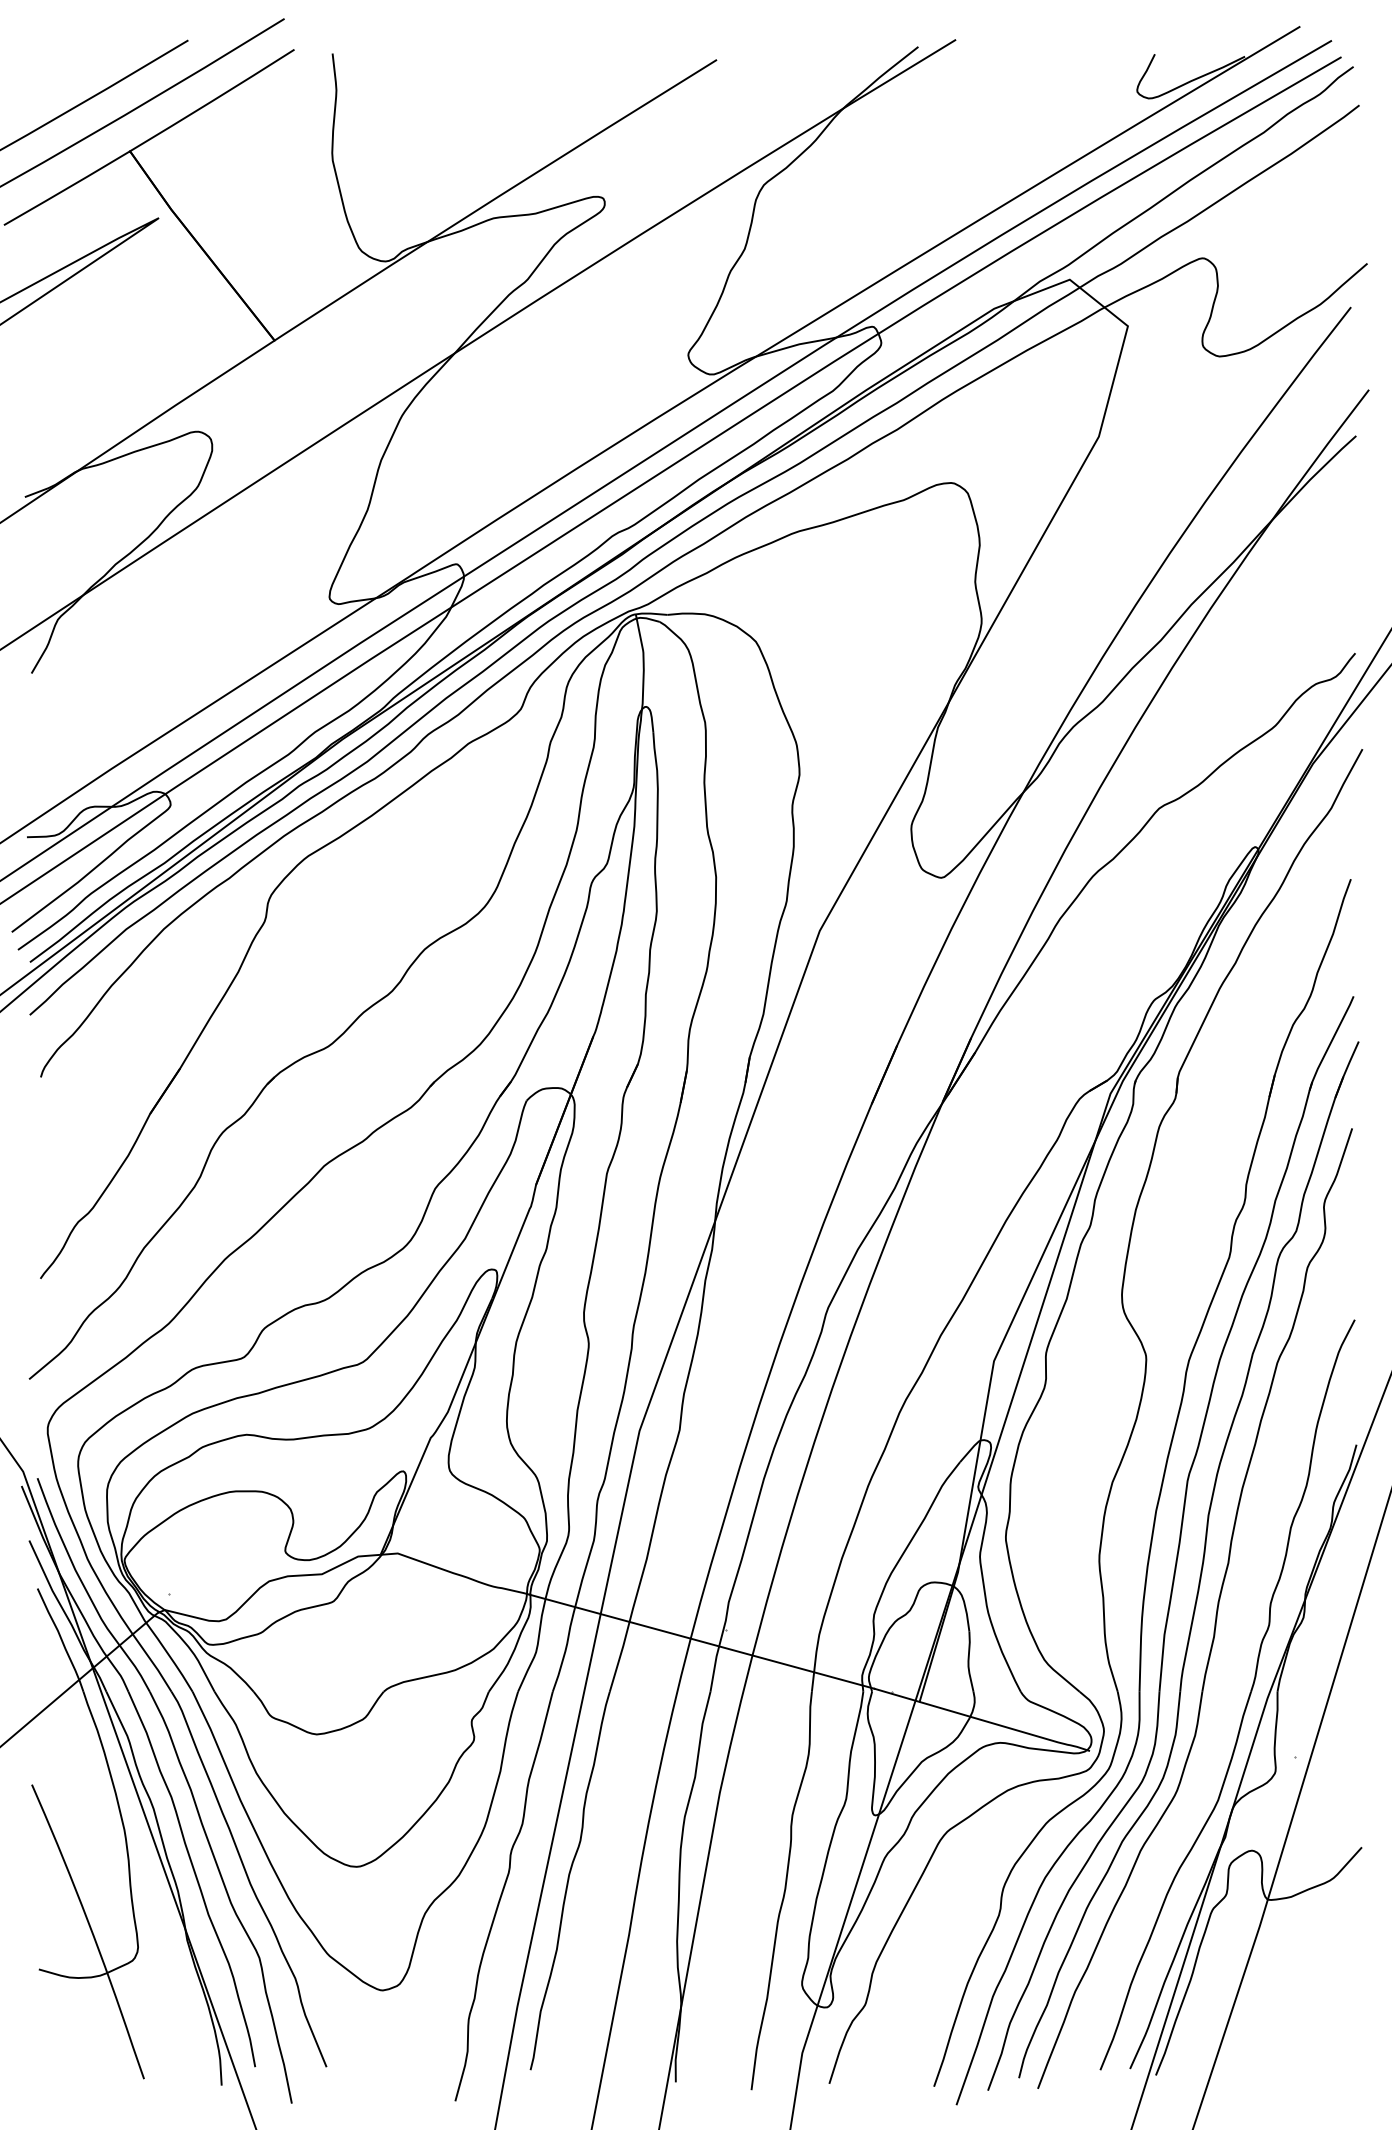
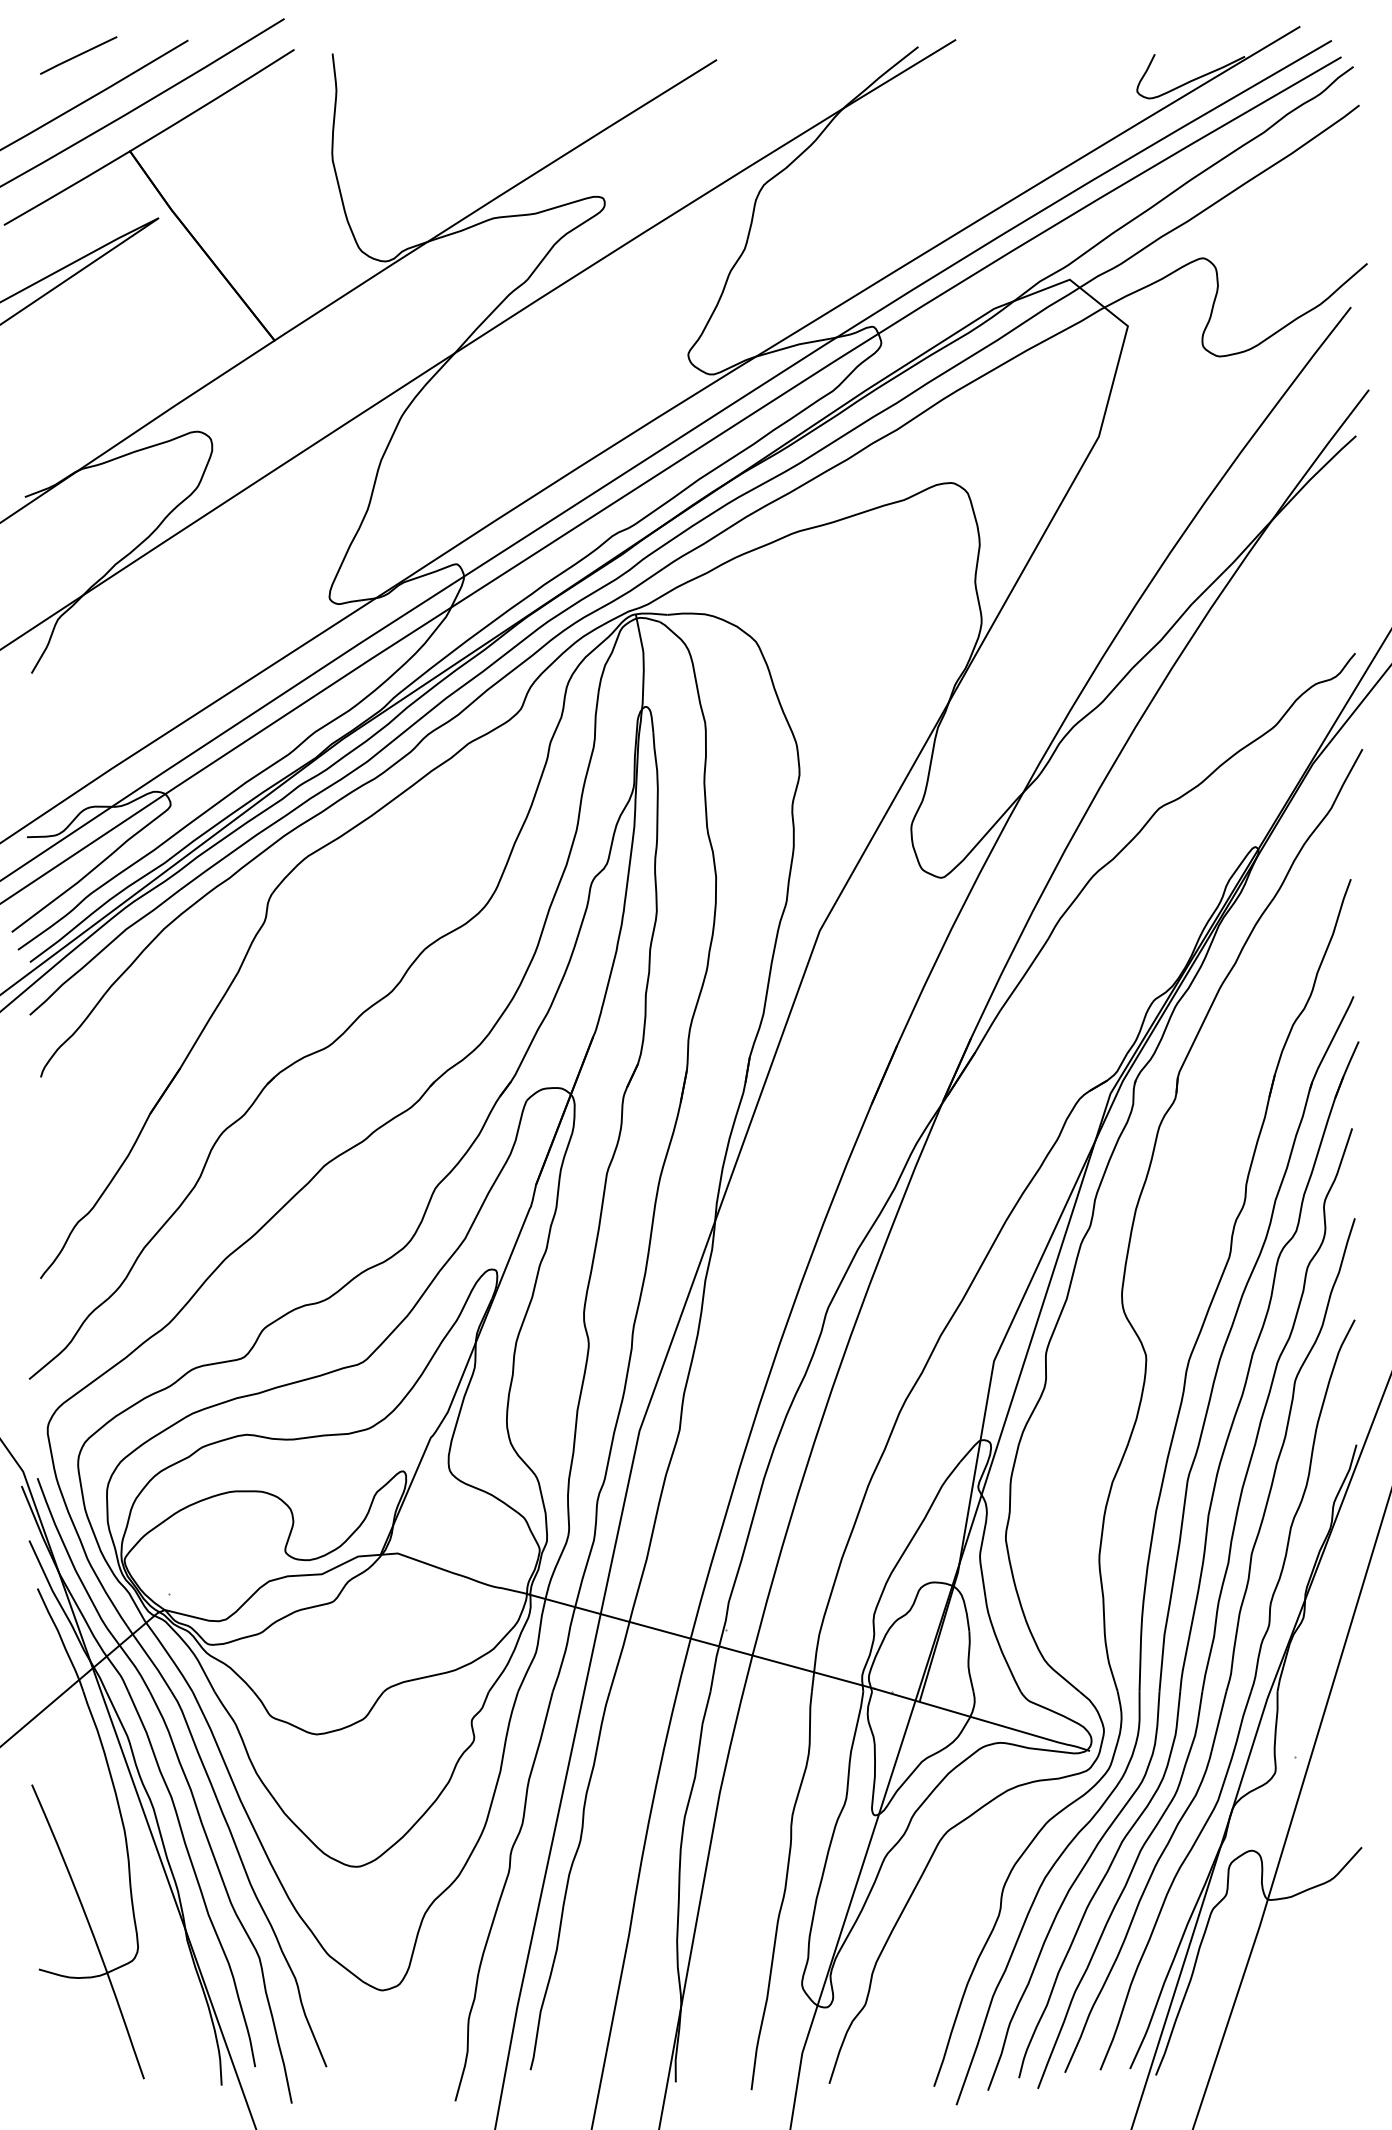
line: none -> present (78, 55)
part: none -> present (1232, 1651)
